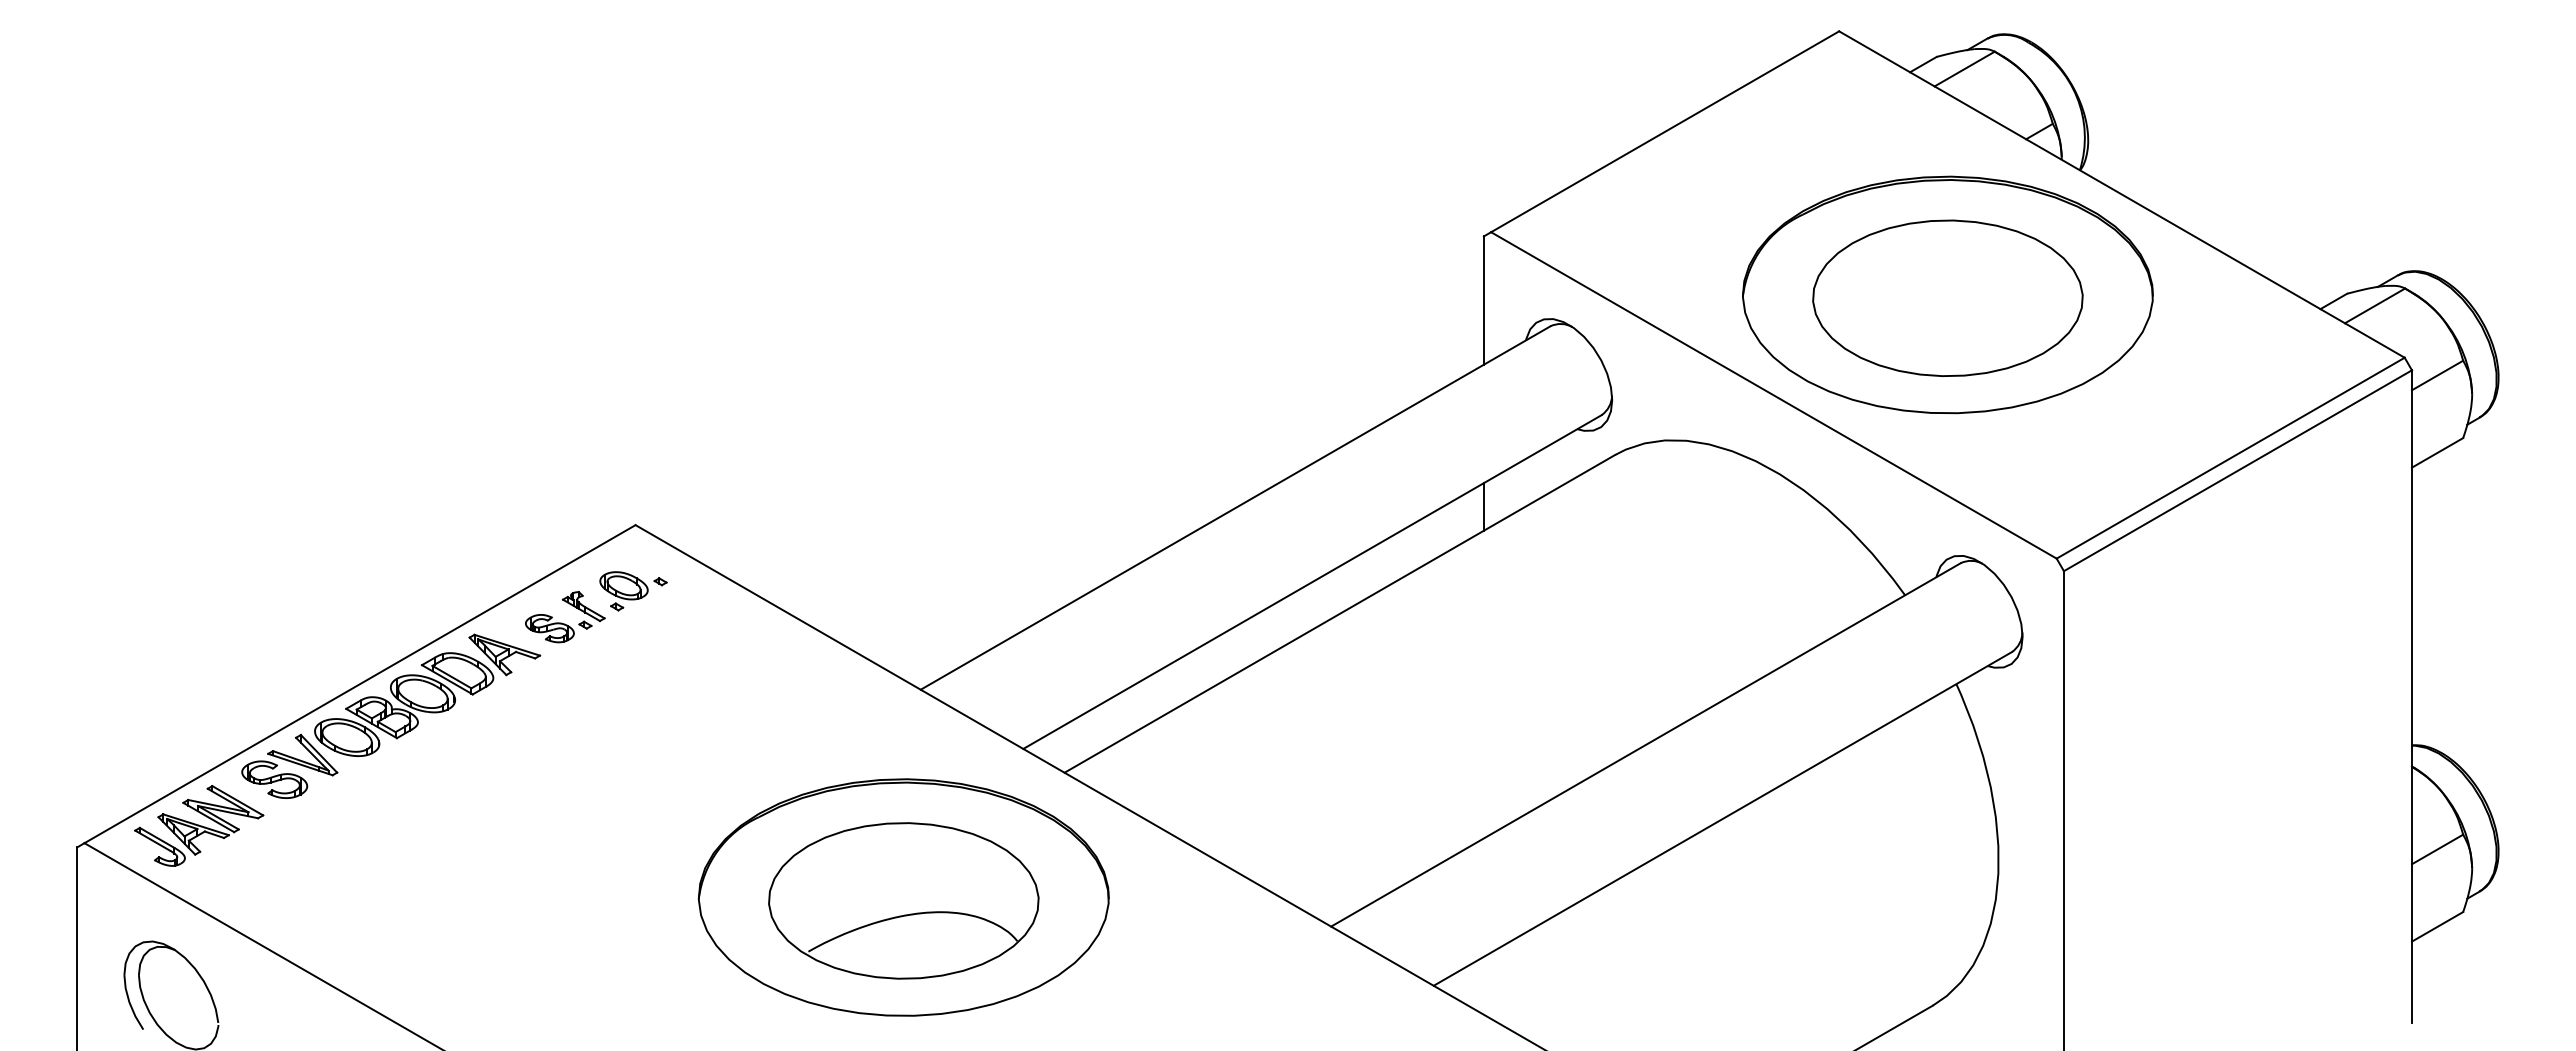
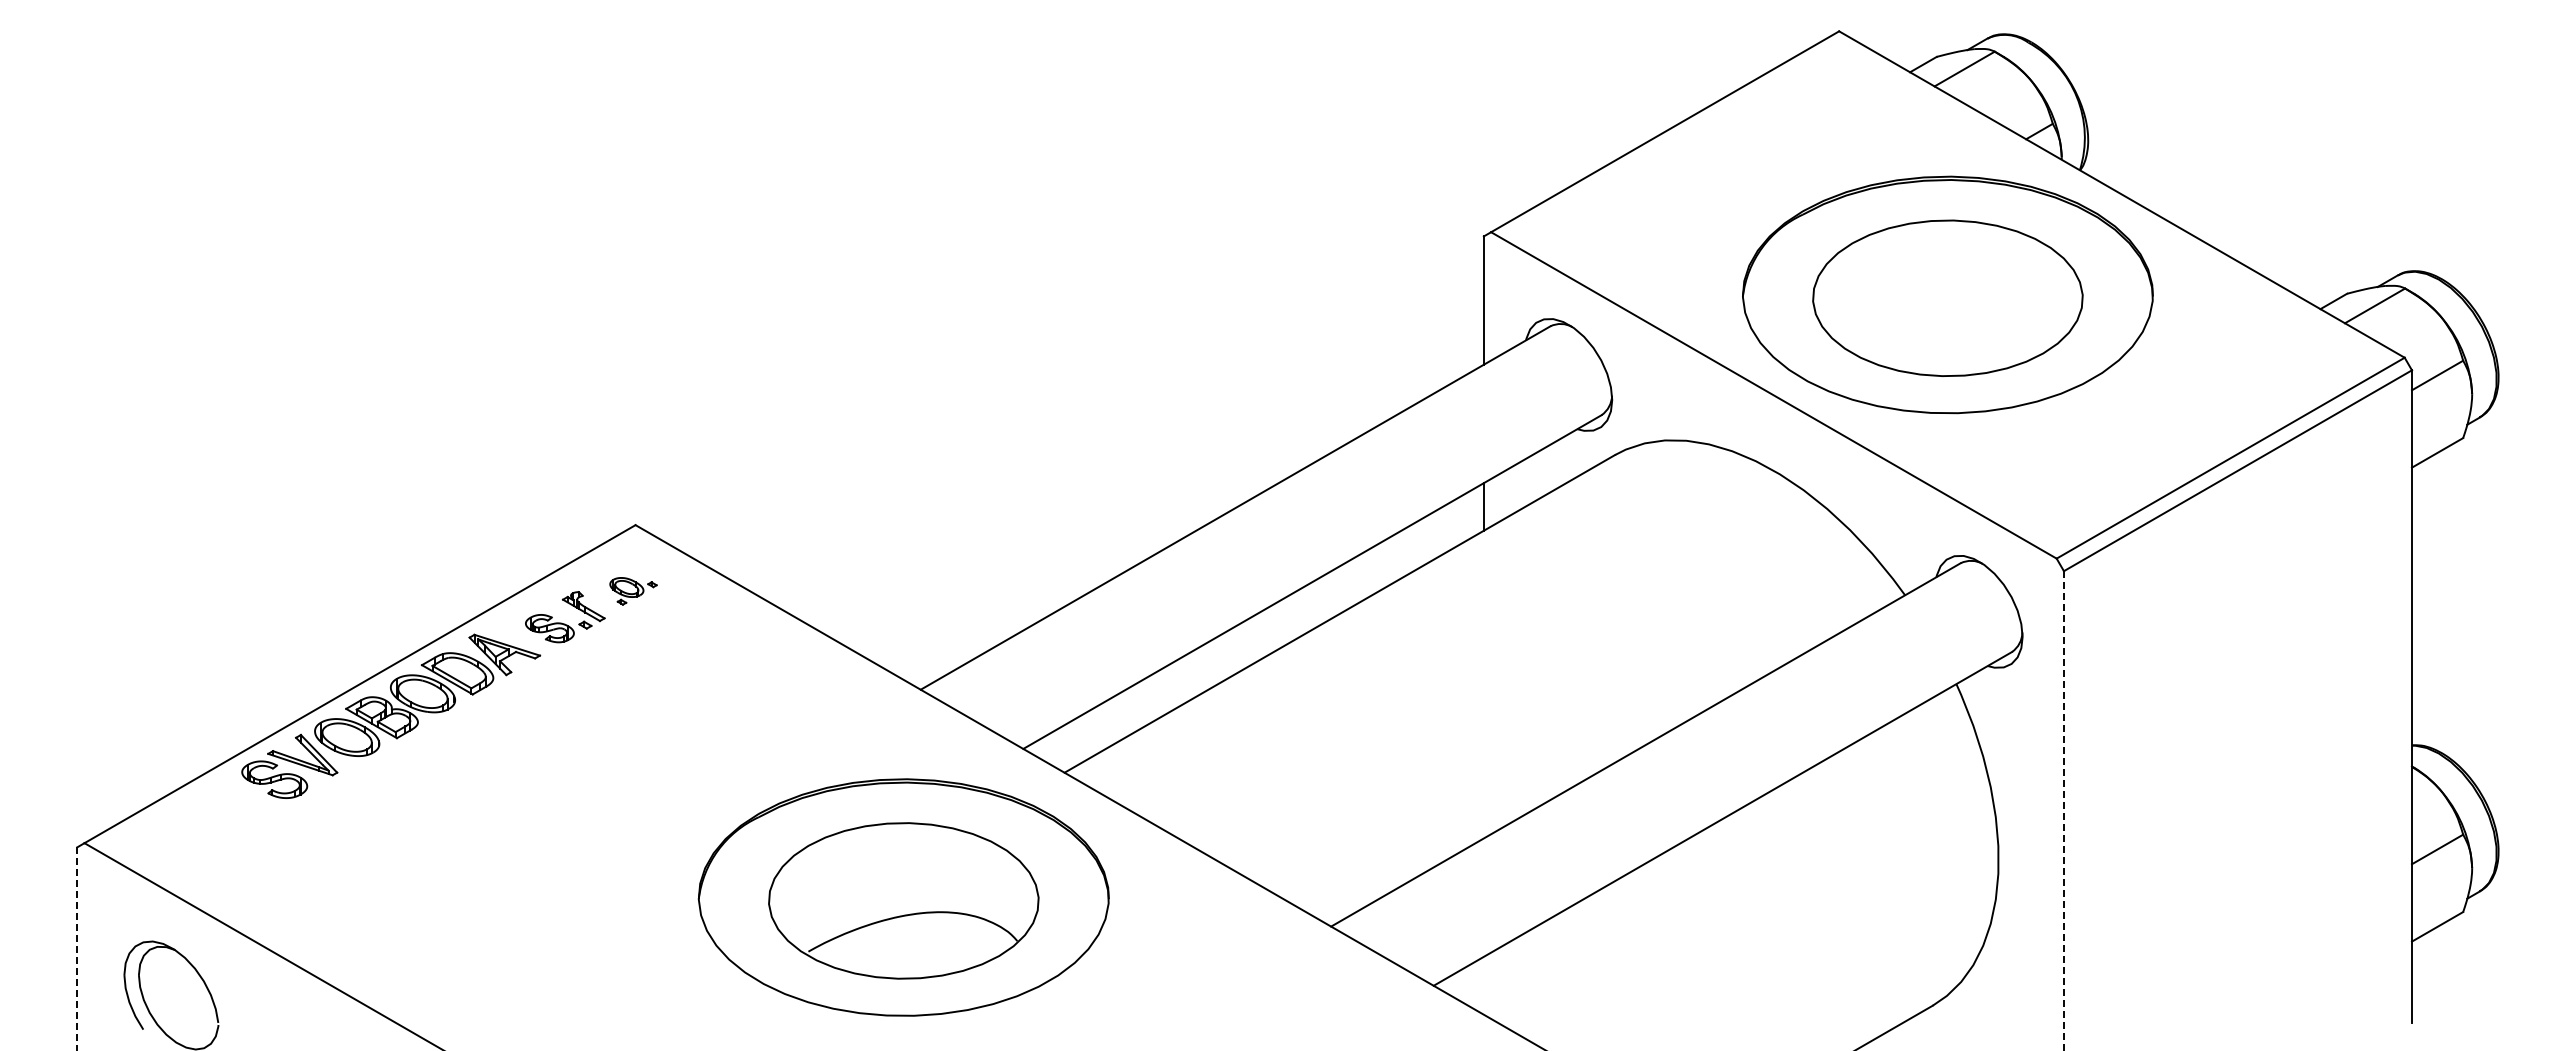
part size: 69x41 px -> 49x29 px (633, 591)
line: solid -> dashed (2063, 810)
part: present -> none (199, 825)
line: solid -> dashed (77, 949)
